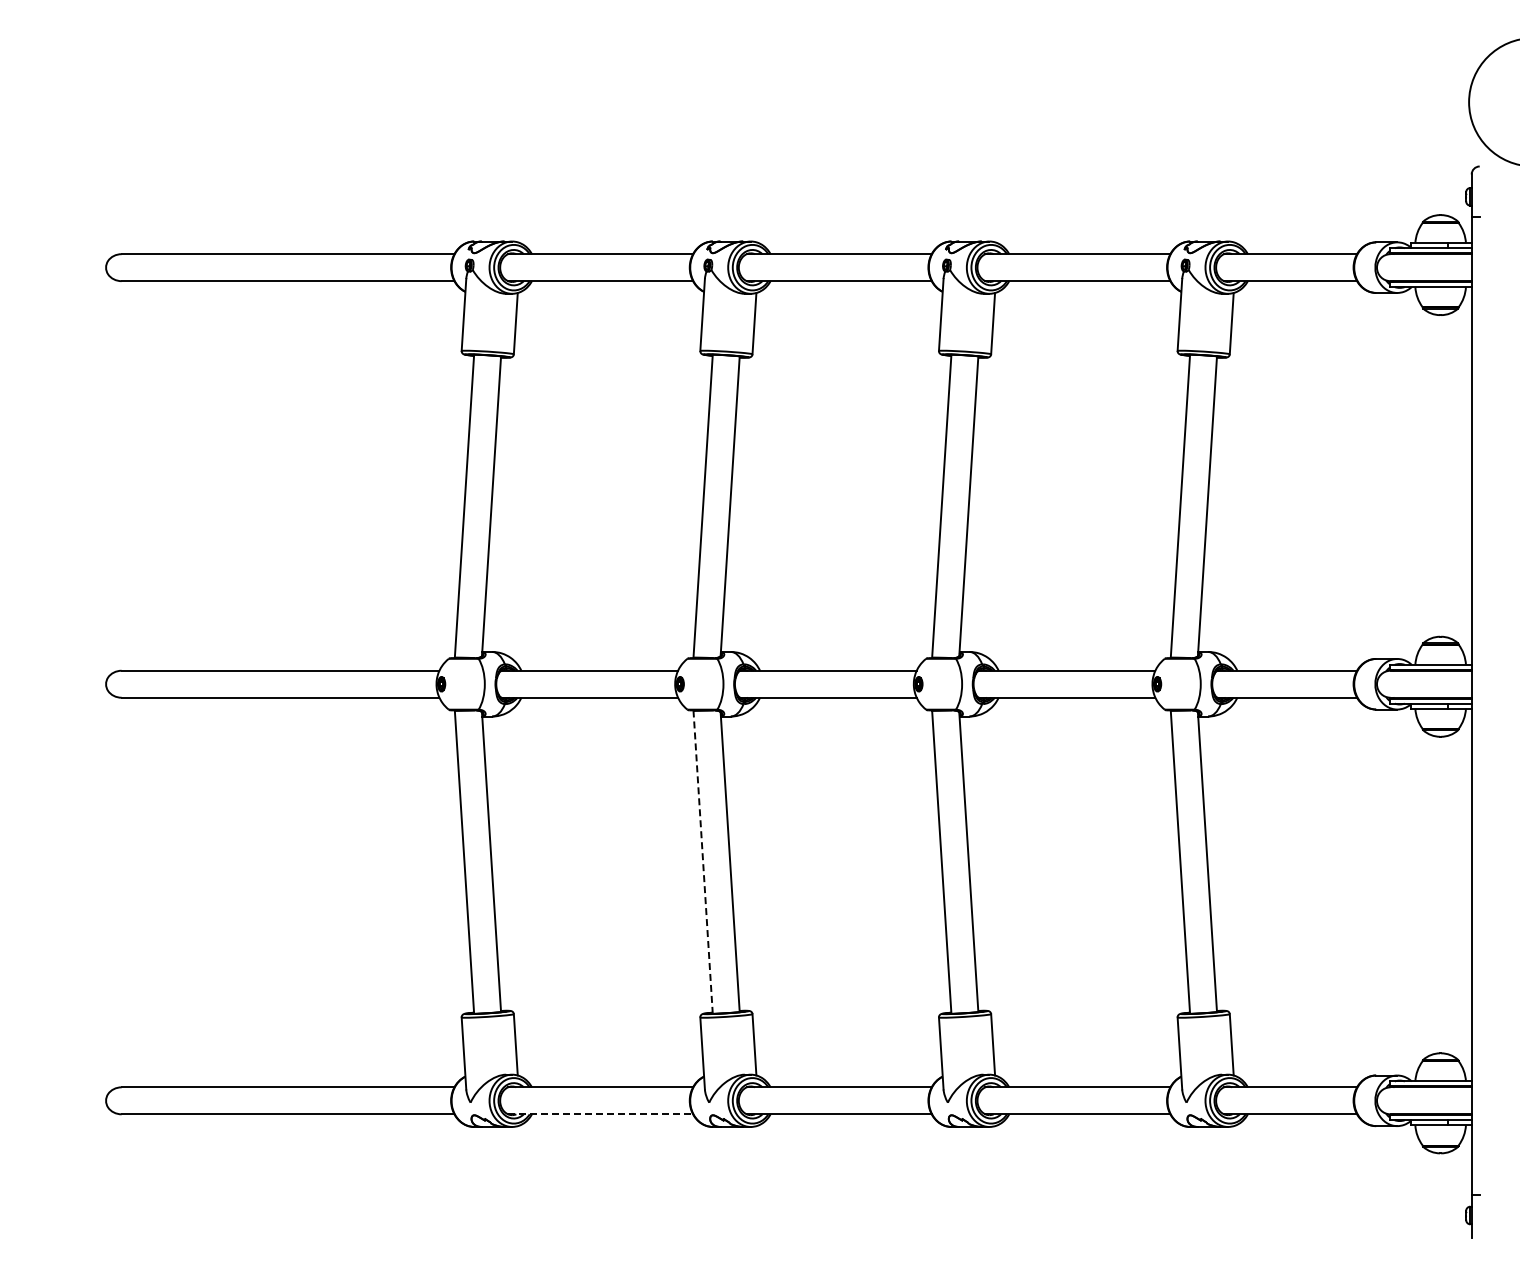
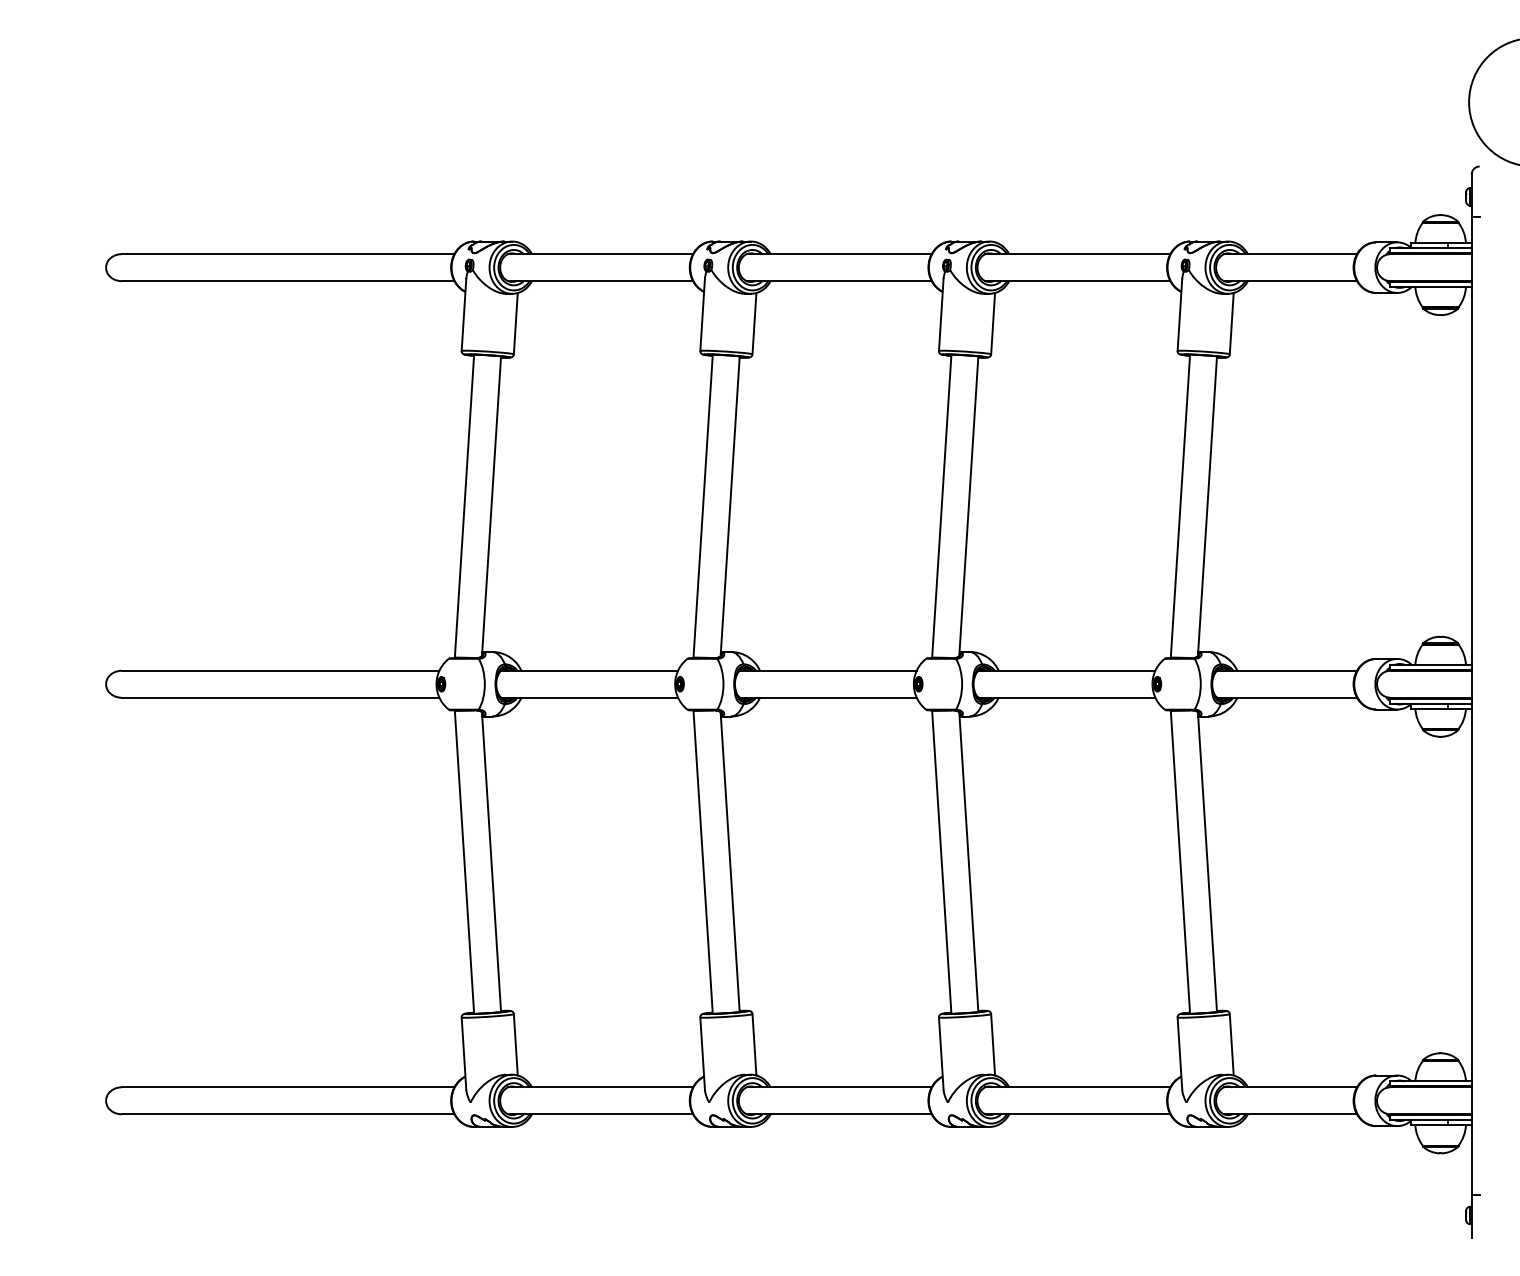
line: dashed -> solid (703, 862)
line: dashed -> solid (601, 1114)
